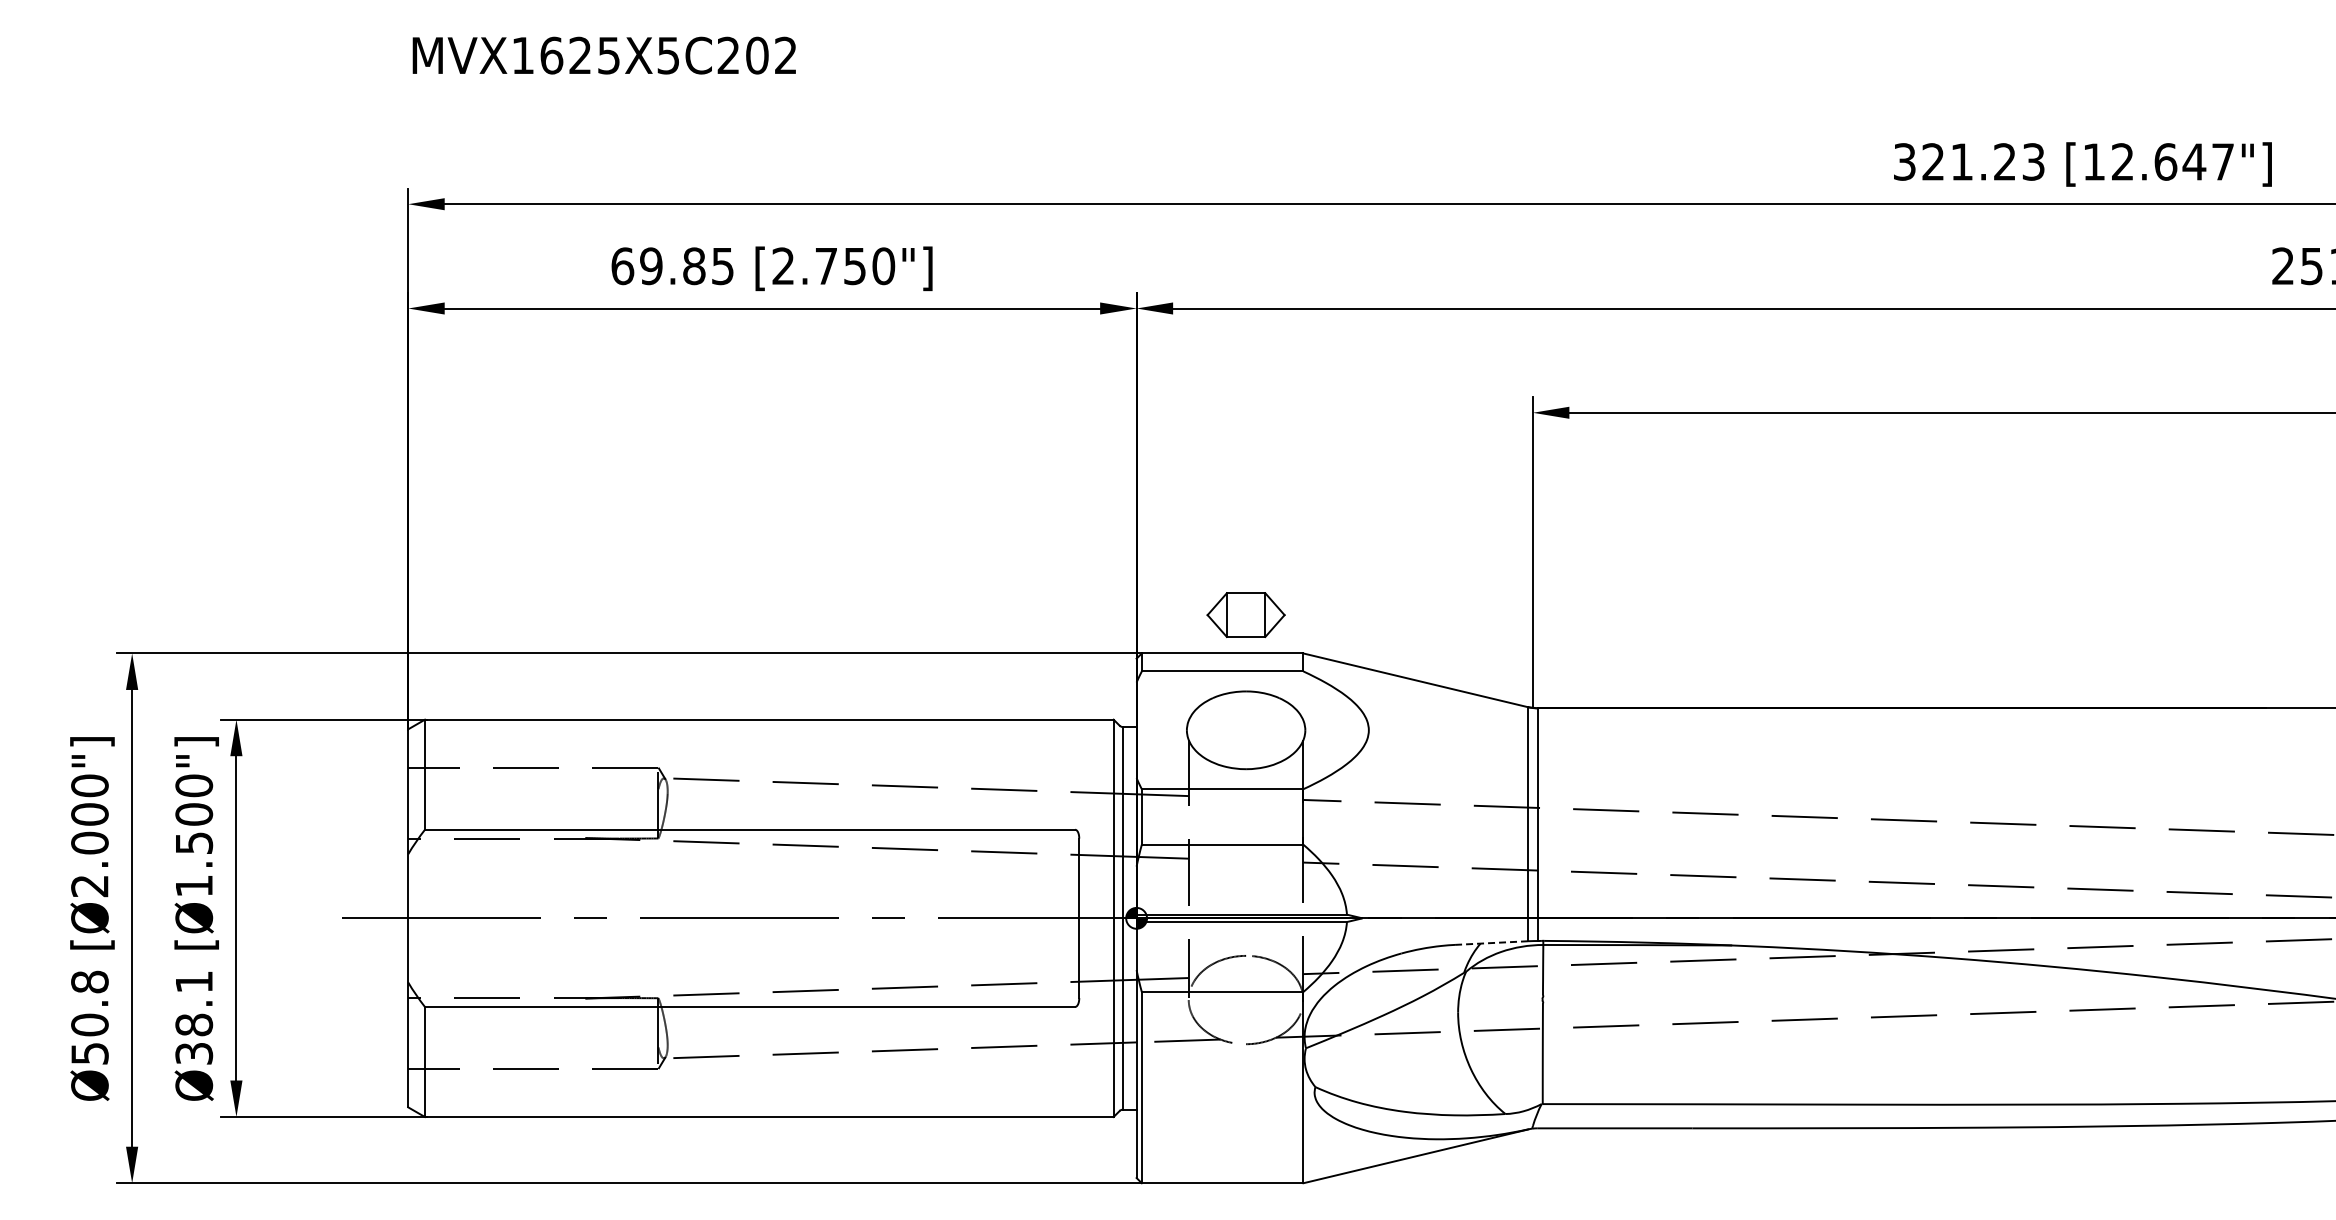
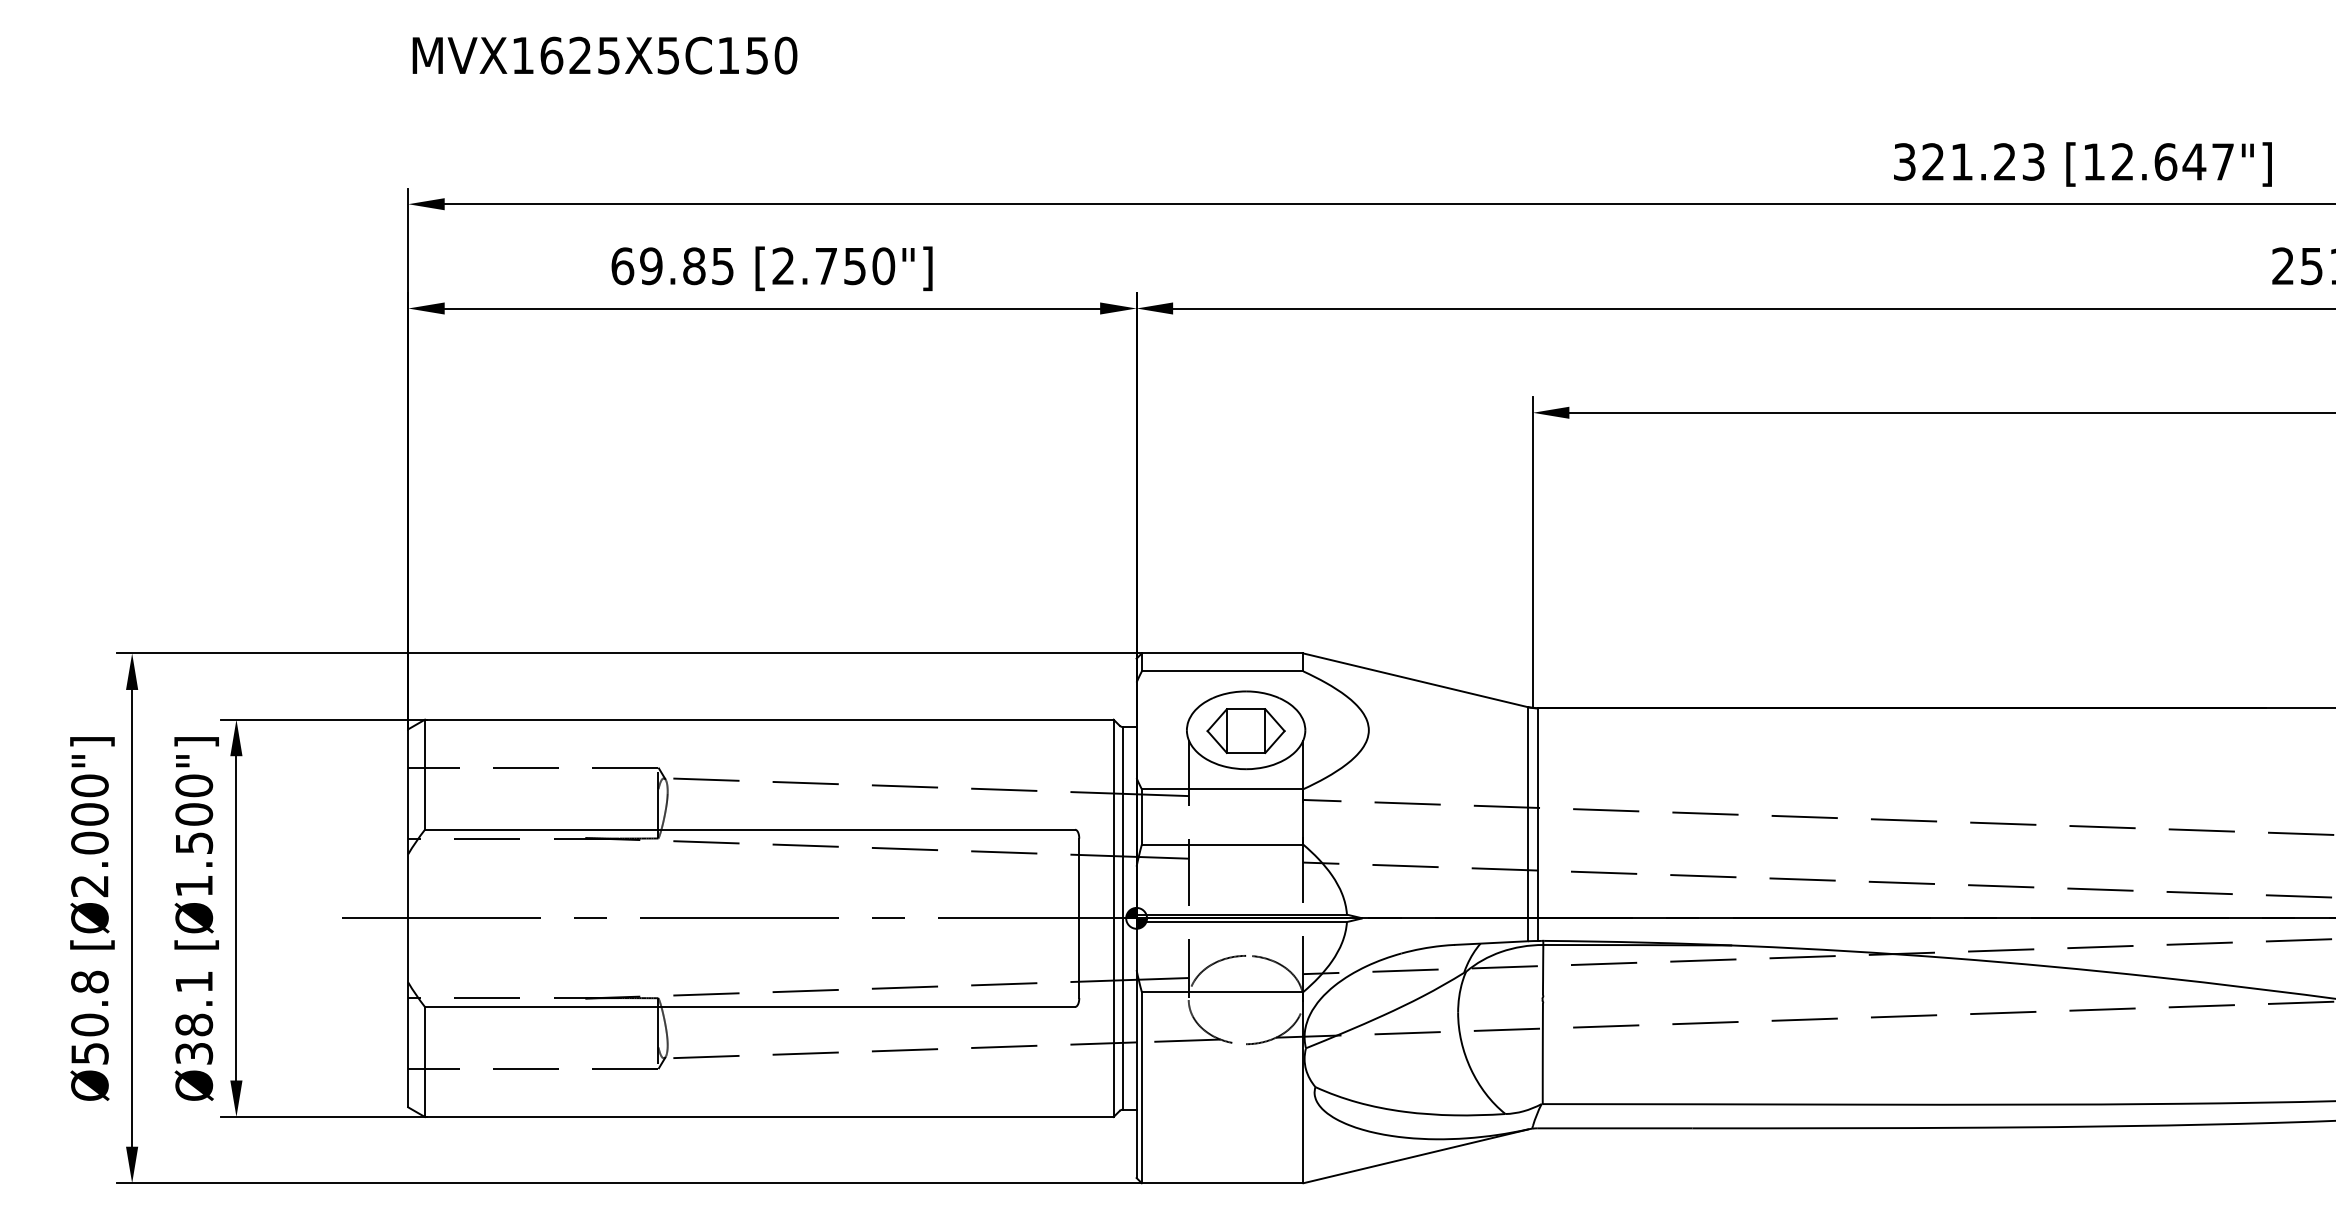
text: MVX1625X5C202 -> MVX1625X5C150 (757, 55)
part position: (1245, 614) -> (1245, 730) (1245, 730)
line: dashed -> solid (1491, 943)
